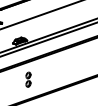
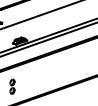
part position: (28, 79) -> (12, 86) (12, 86)
